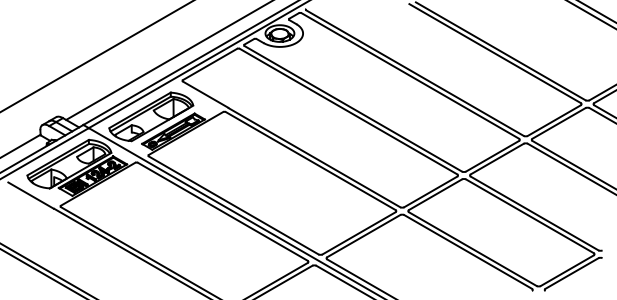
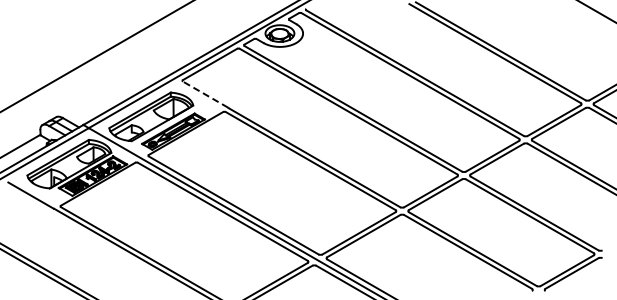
line: present -> none (591, 14)
line: present -> none (167, 60)
line: solid -> dashed (205, 94)
